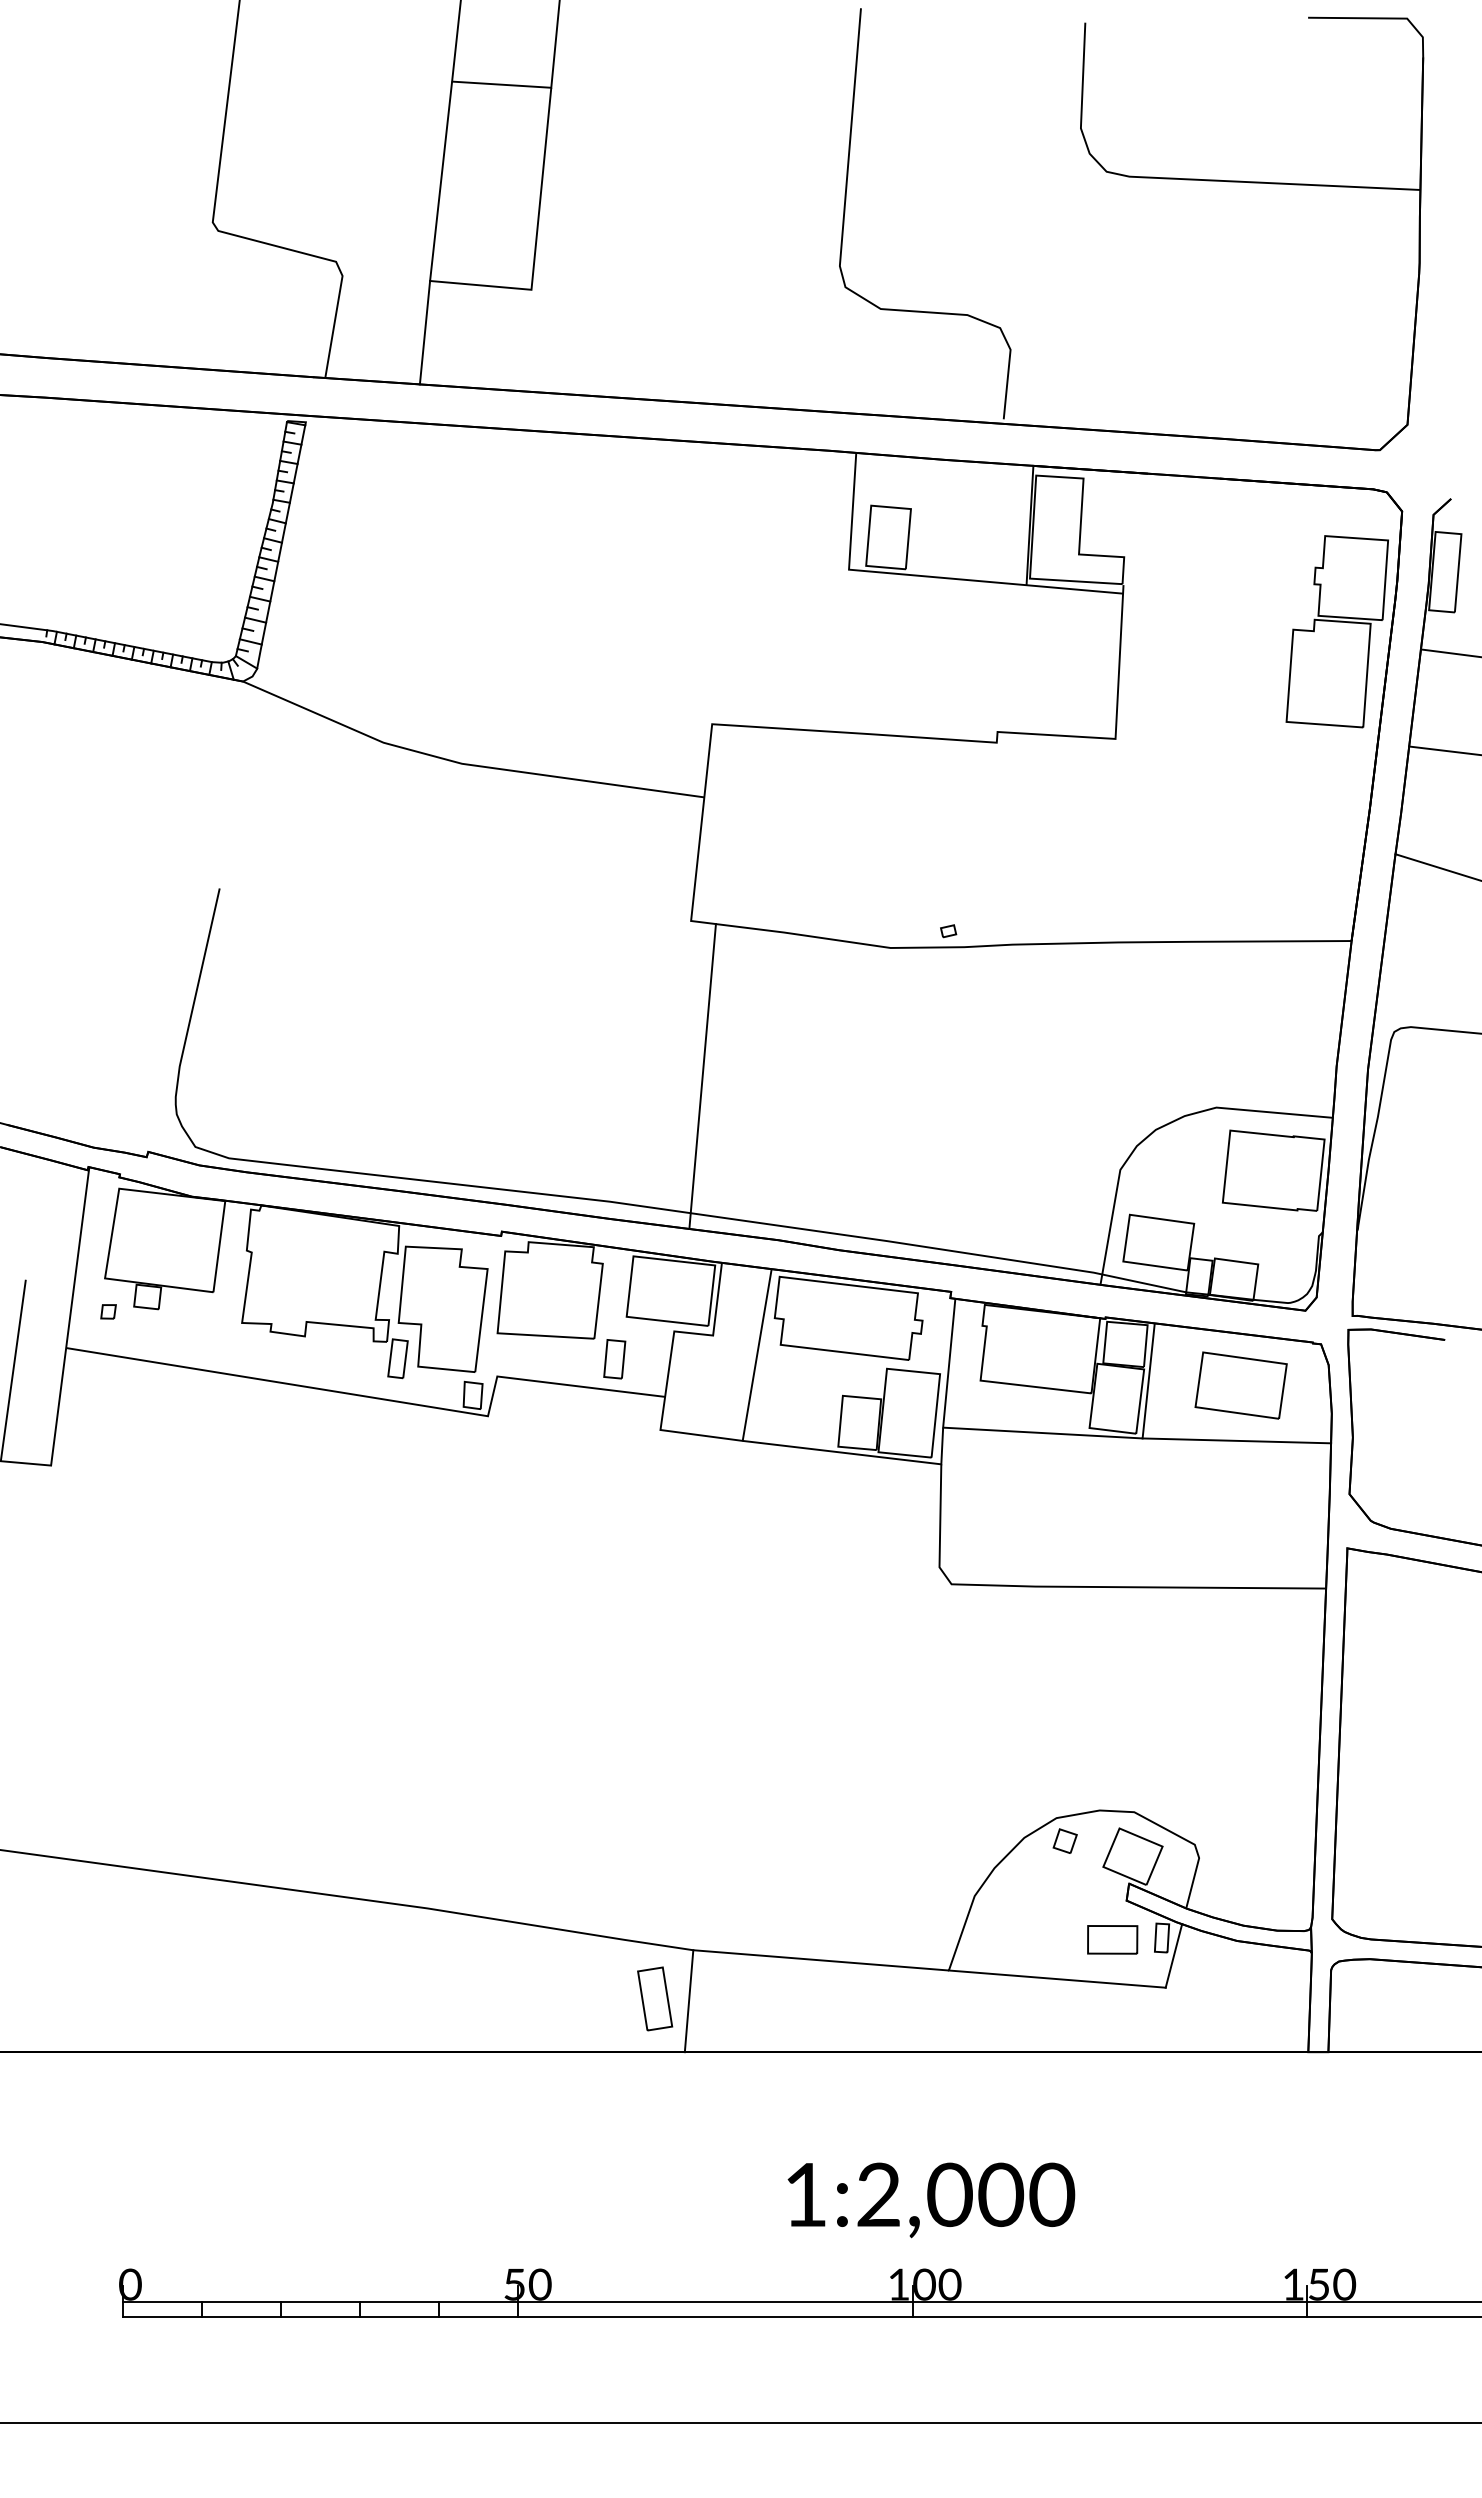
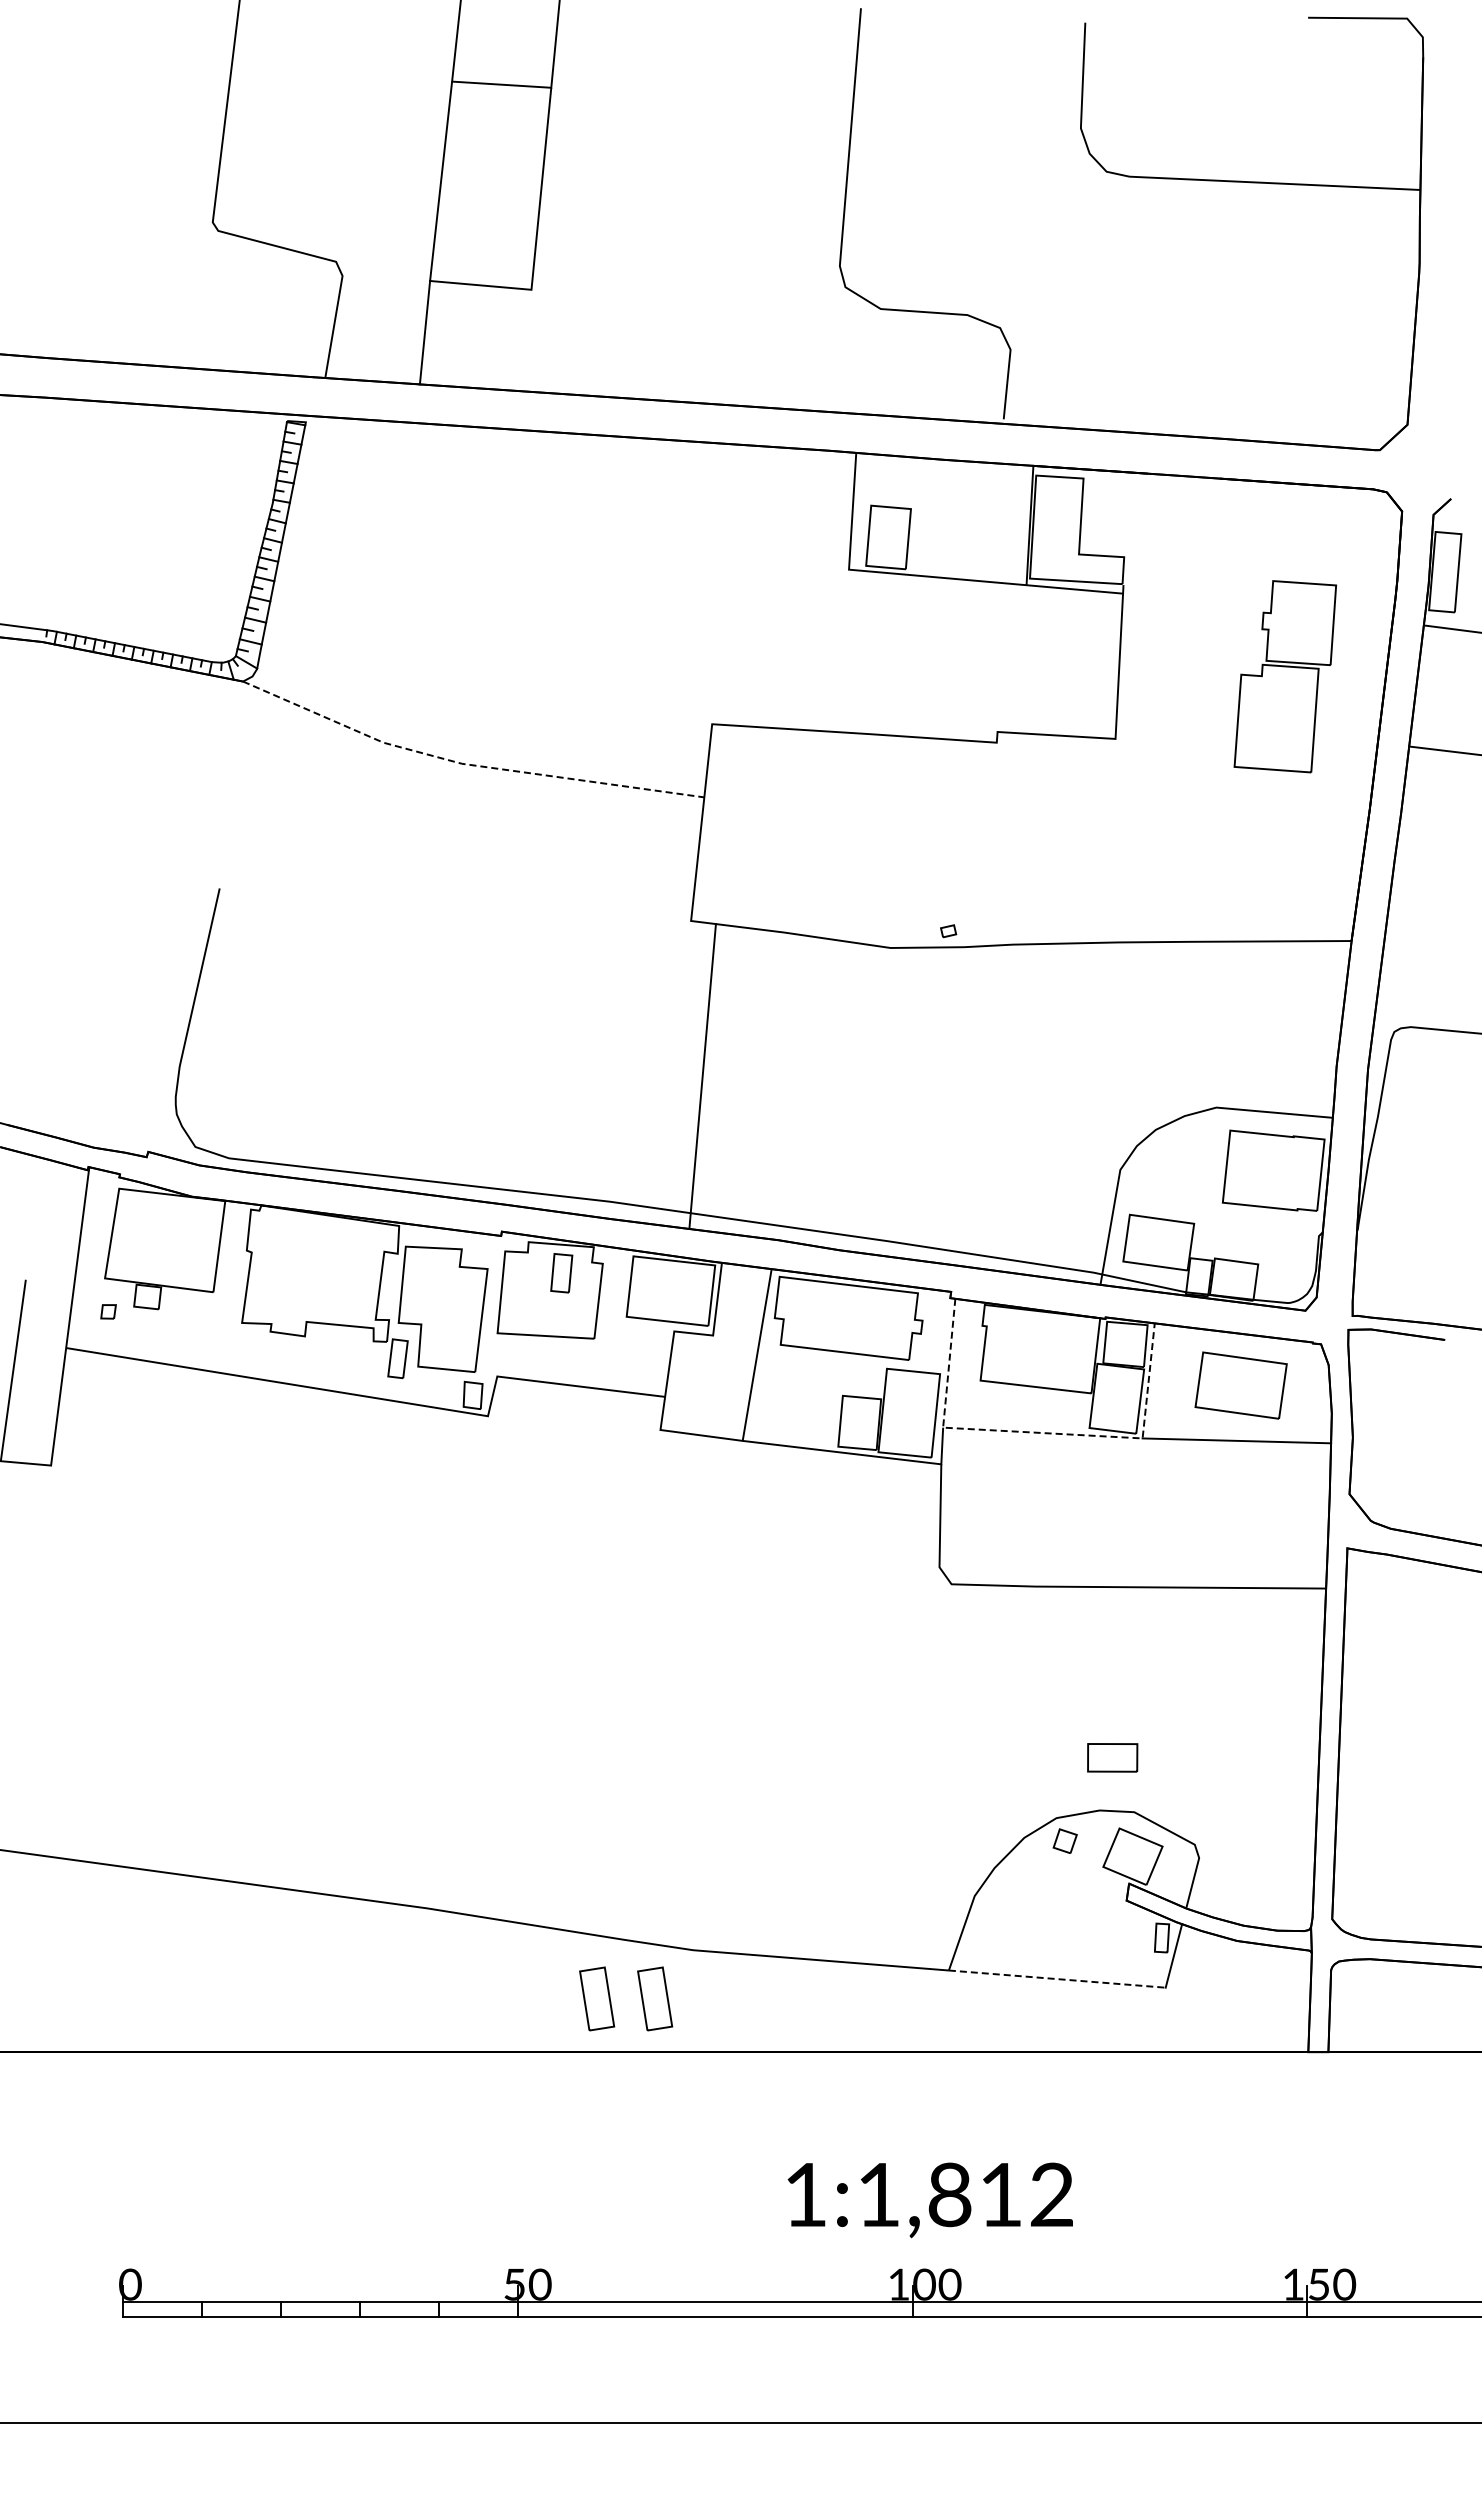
part position: (1336, 631) -> (1284, 676) (1284, 676)
line position: (1449, 652) -> (1450, 628) (1450, 628)
line: solid -> dashed (466, 764)
line: present -> none (1436, 867)
part position: (614, 1359) -> (561, 1273) (561, 1273)
line: solid -> dashed (1035, 1432)
part position: (1112, 1939) -> (1112, 1757) (1112, 1757)
line: solid -> dashed (1057, 1979)
part: none -> present (597, 1998)
line: present -> none (688, 2001)
text: 1:2,000 -> 1:1,812 (966, 2194)
